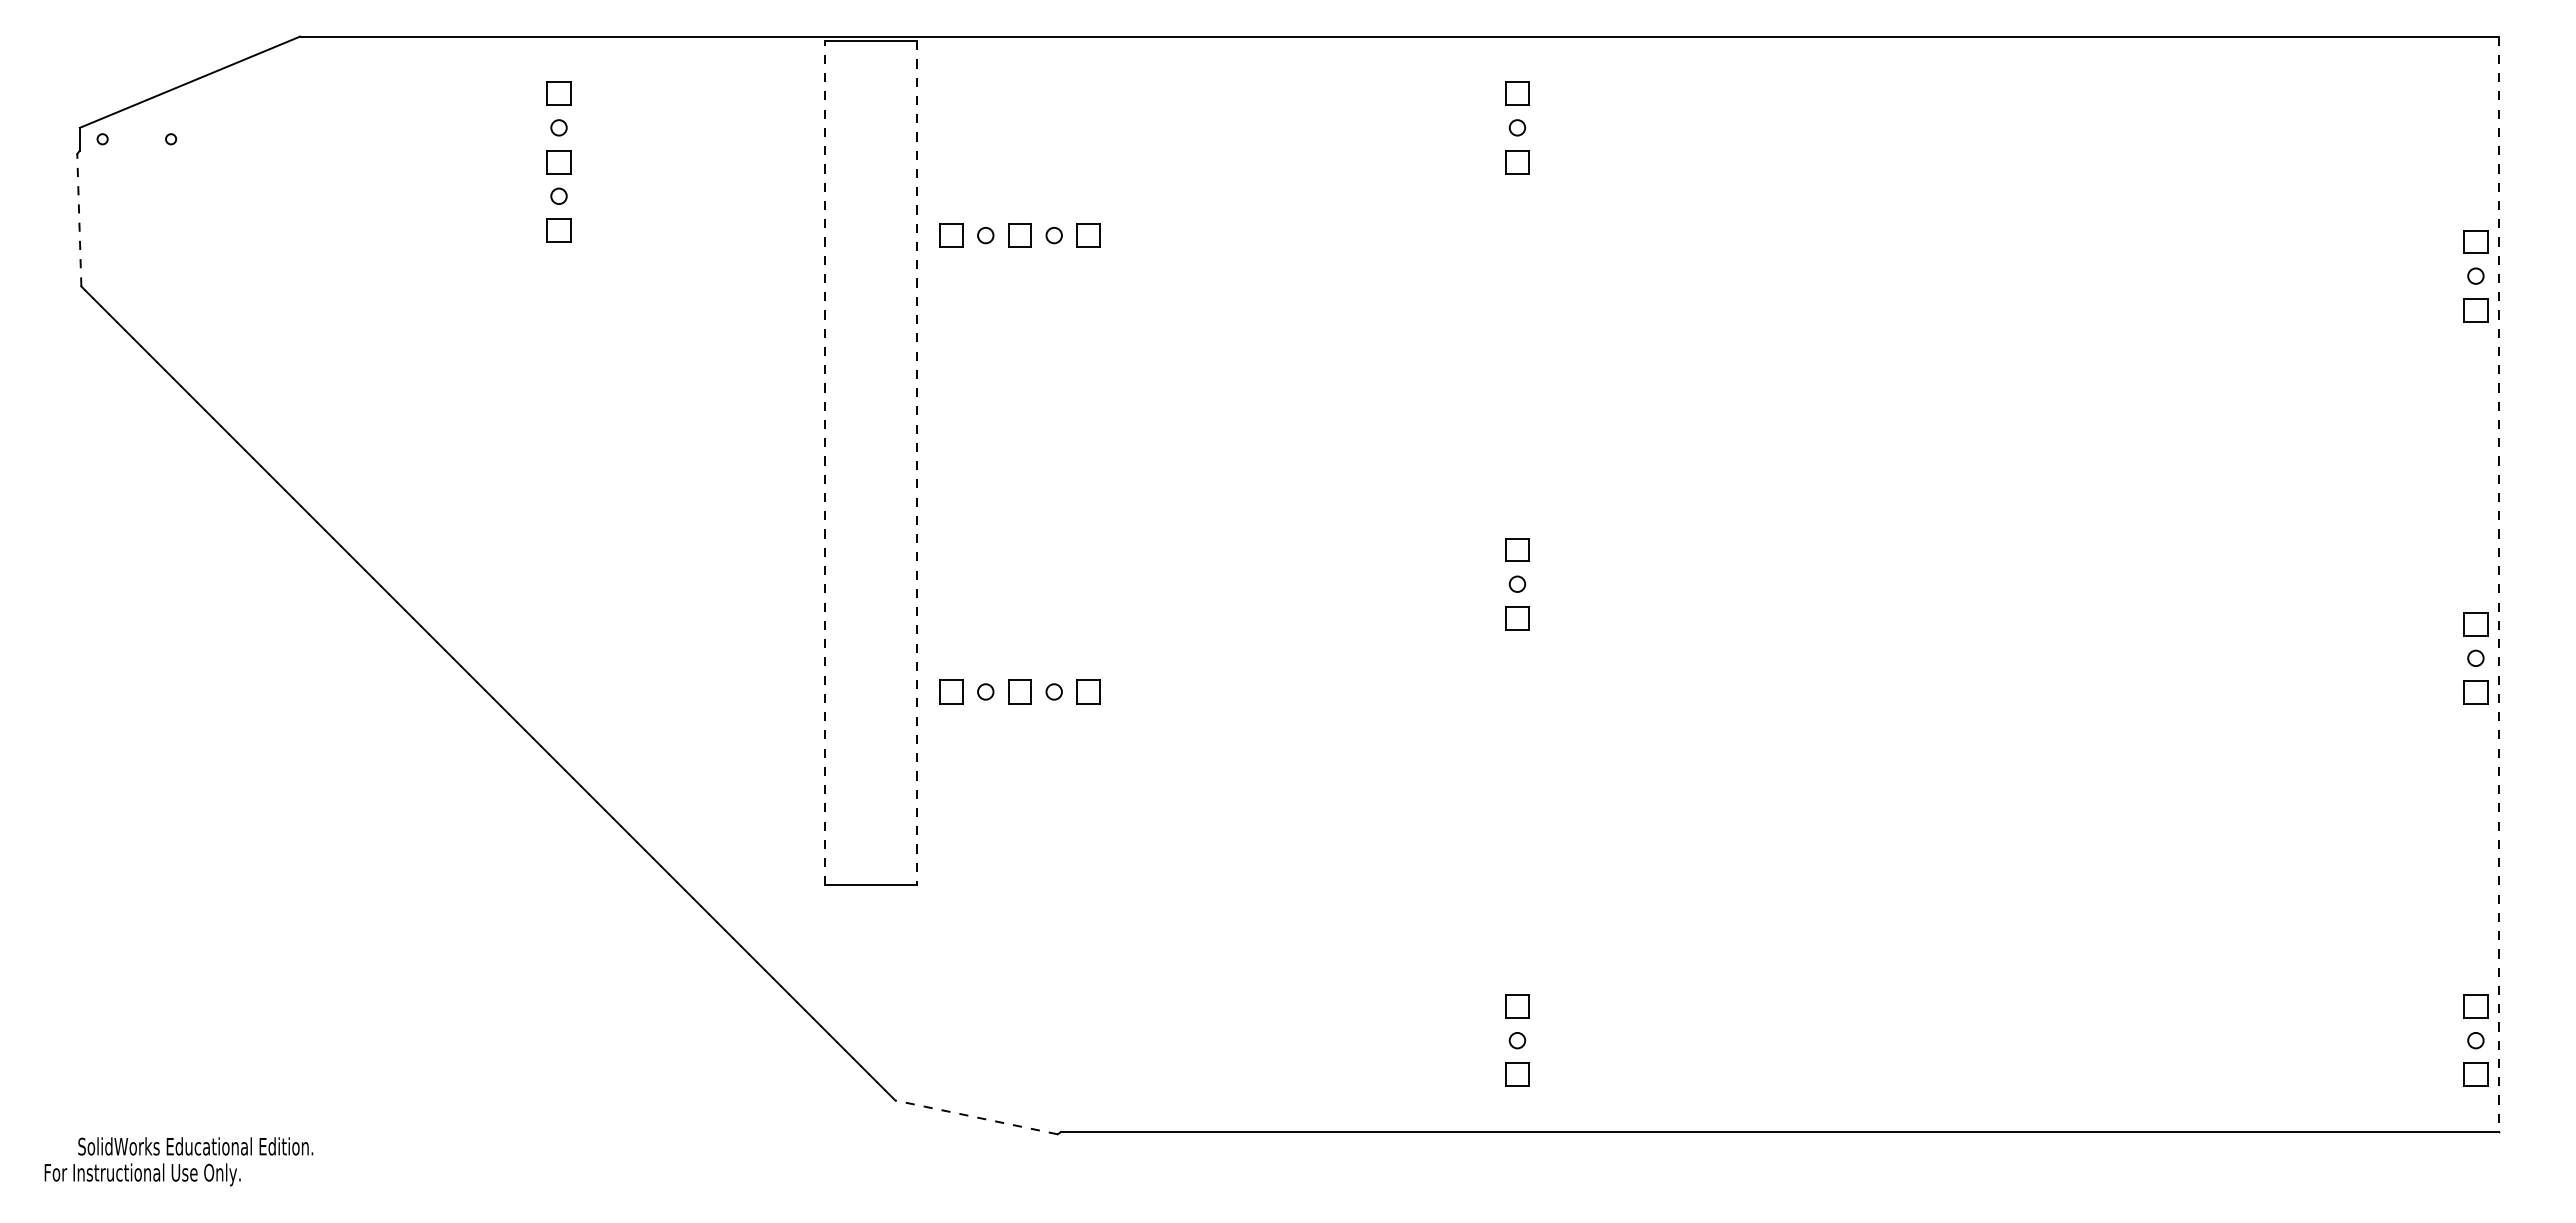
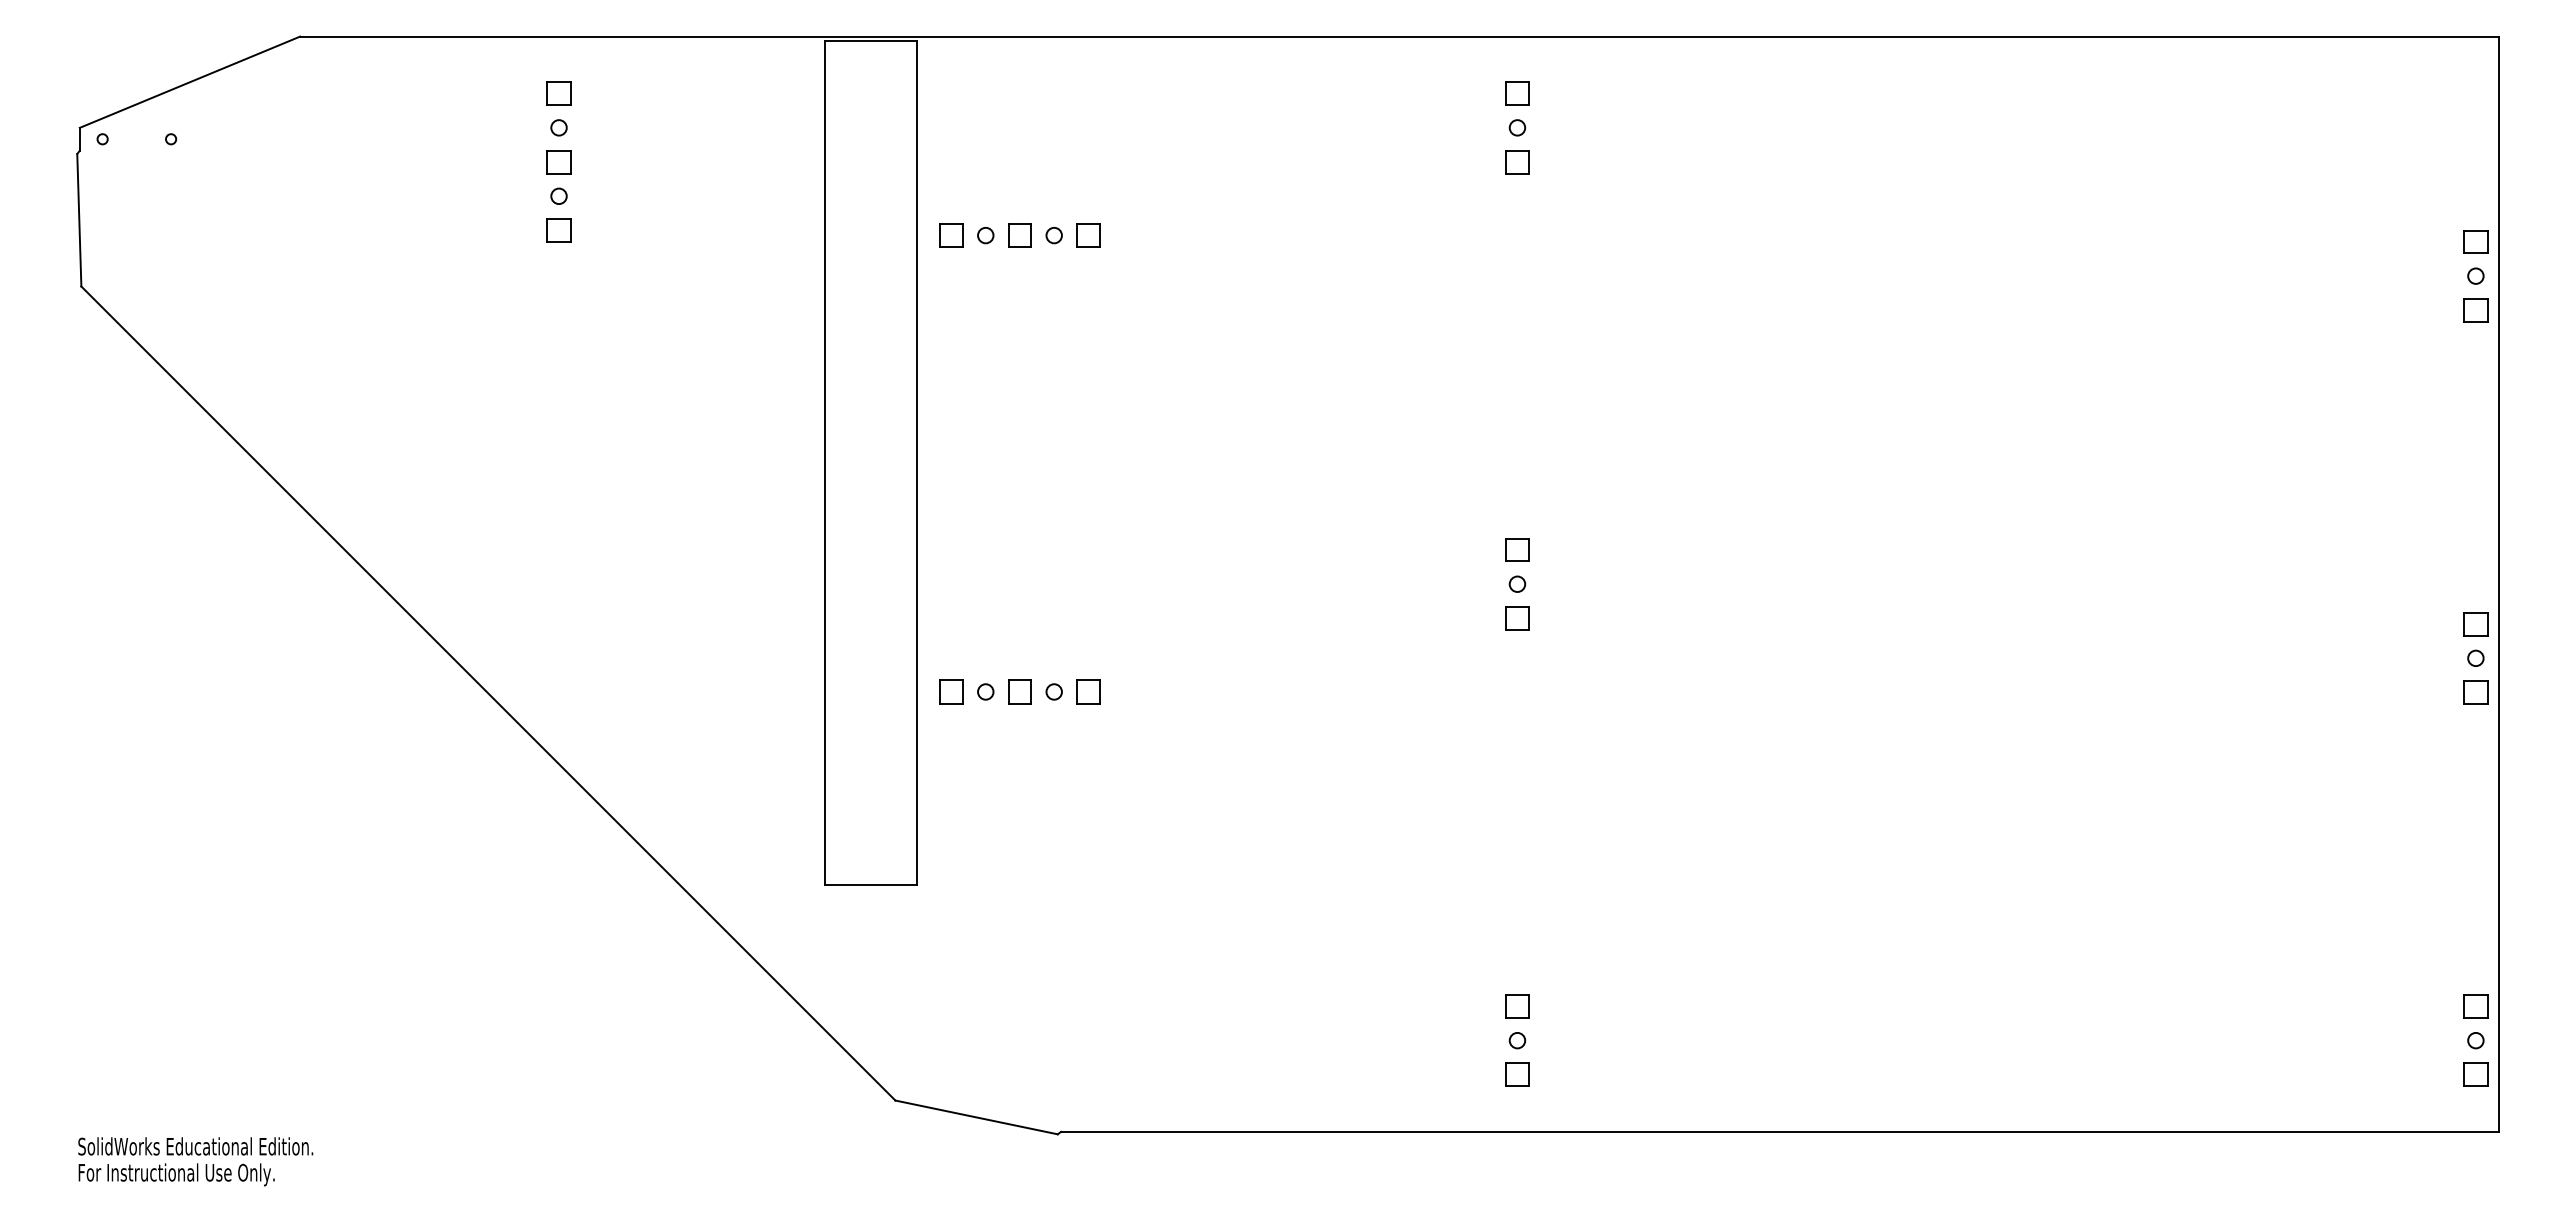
line: dashed -> solid (79, 219)
line: dashed -> solid (825, 462)
line: dashed -> solid (917, 463)
line: dashed -> solid (2498, 584)
line: dashed -> solid (976, 1117)
text position: (142, 1174) -> (176, 1174) (176, 1174)
